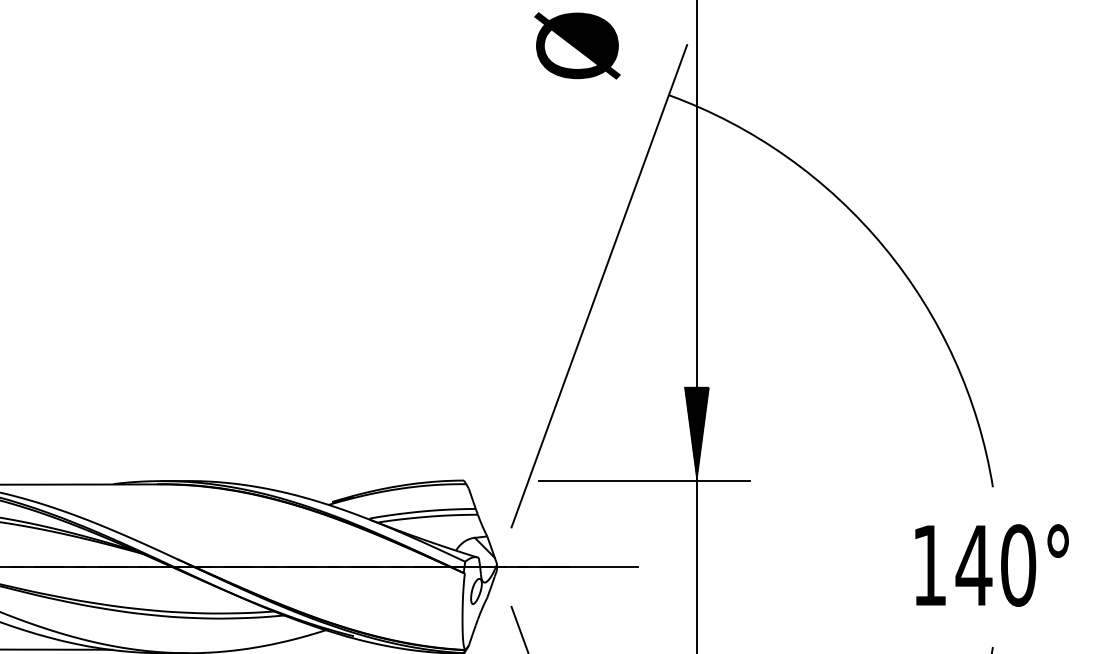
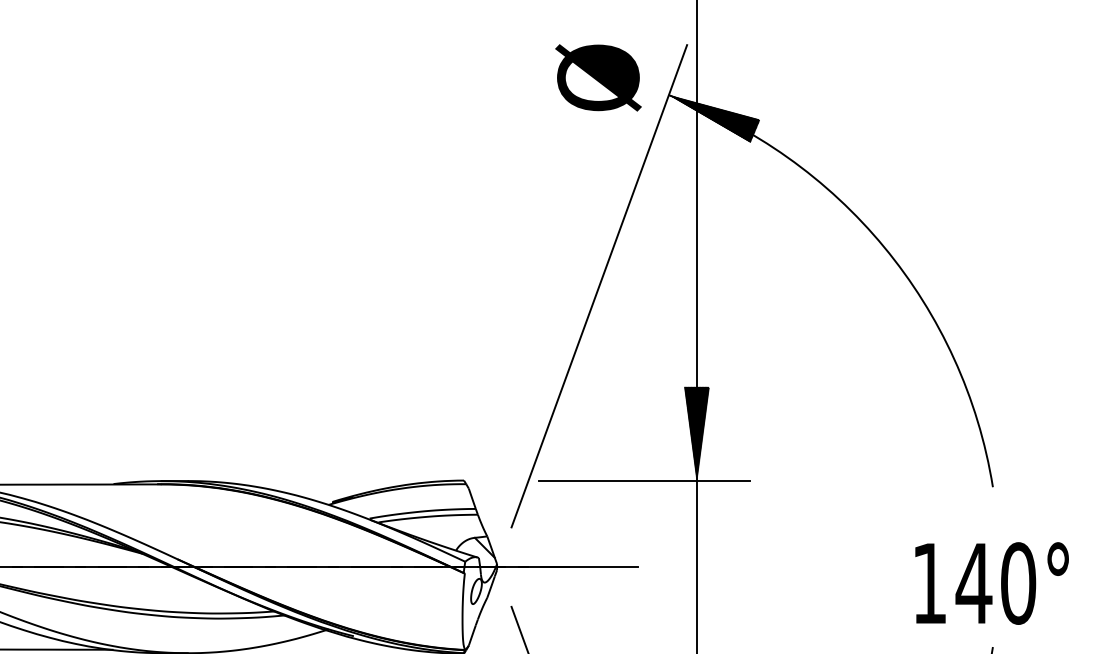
text position: (577, 45) -> (598, 77) (598, 77)
hatch: none -> present (714, 118)
text position: (991, 565) -> (991, 583) (991, 583)
